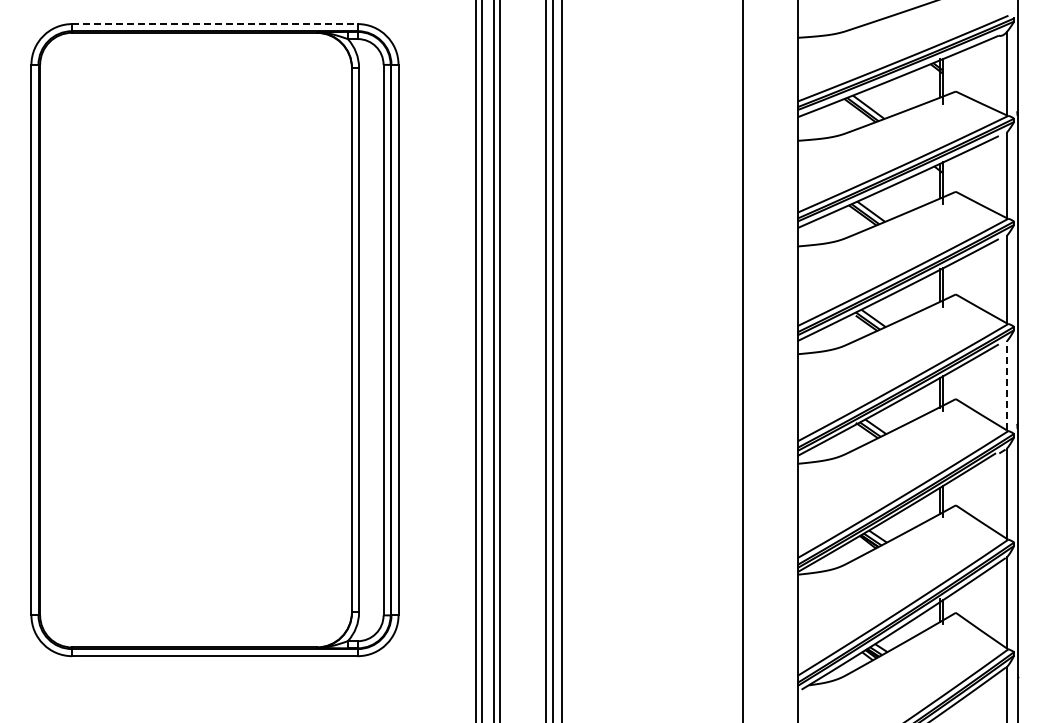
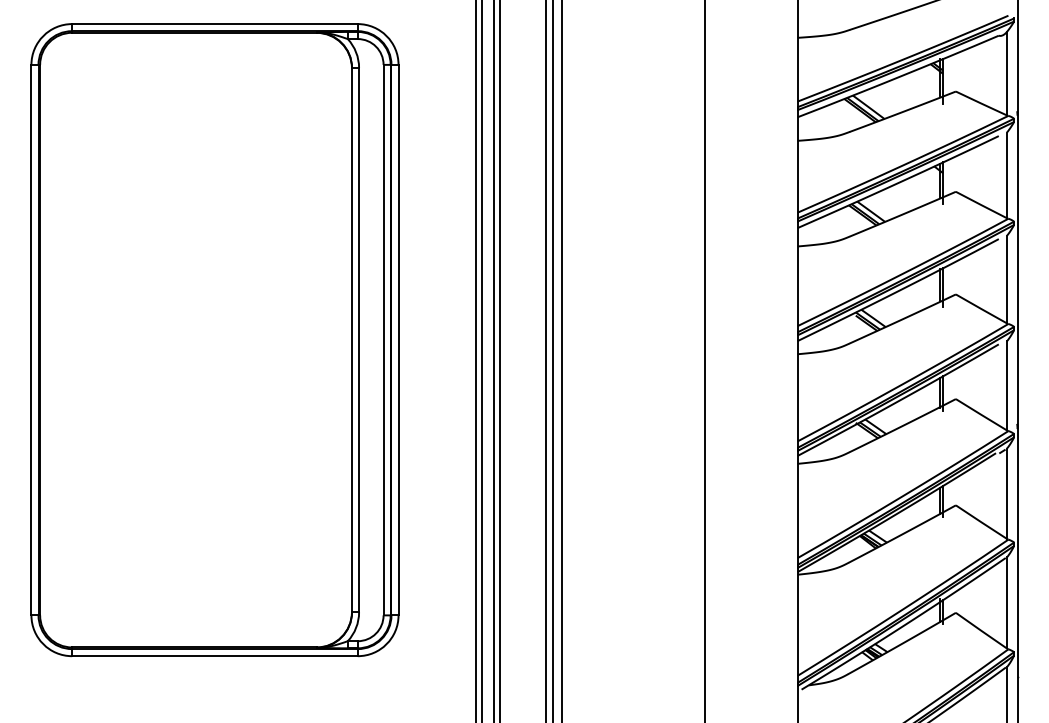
line: dashed -> solid (214, 24)
line position: (743, 360) -> (705, 360) (705, 360)
line: dashed -> solid (1006, 385)
